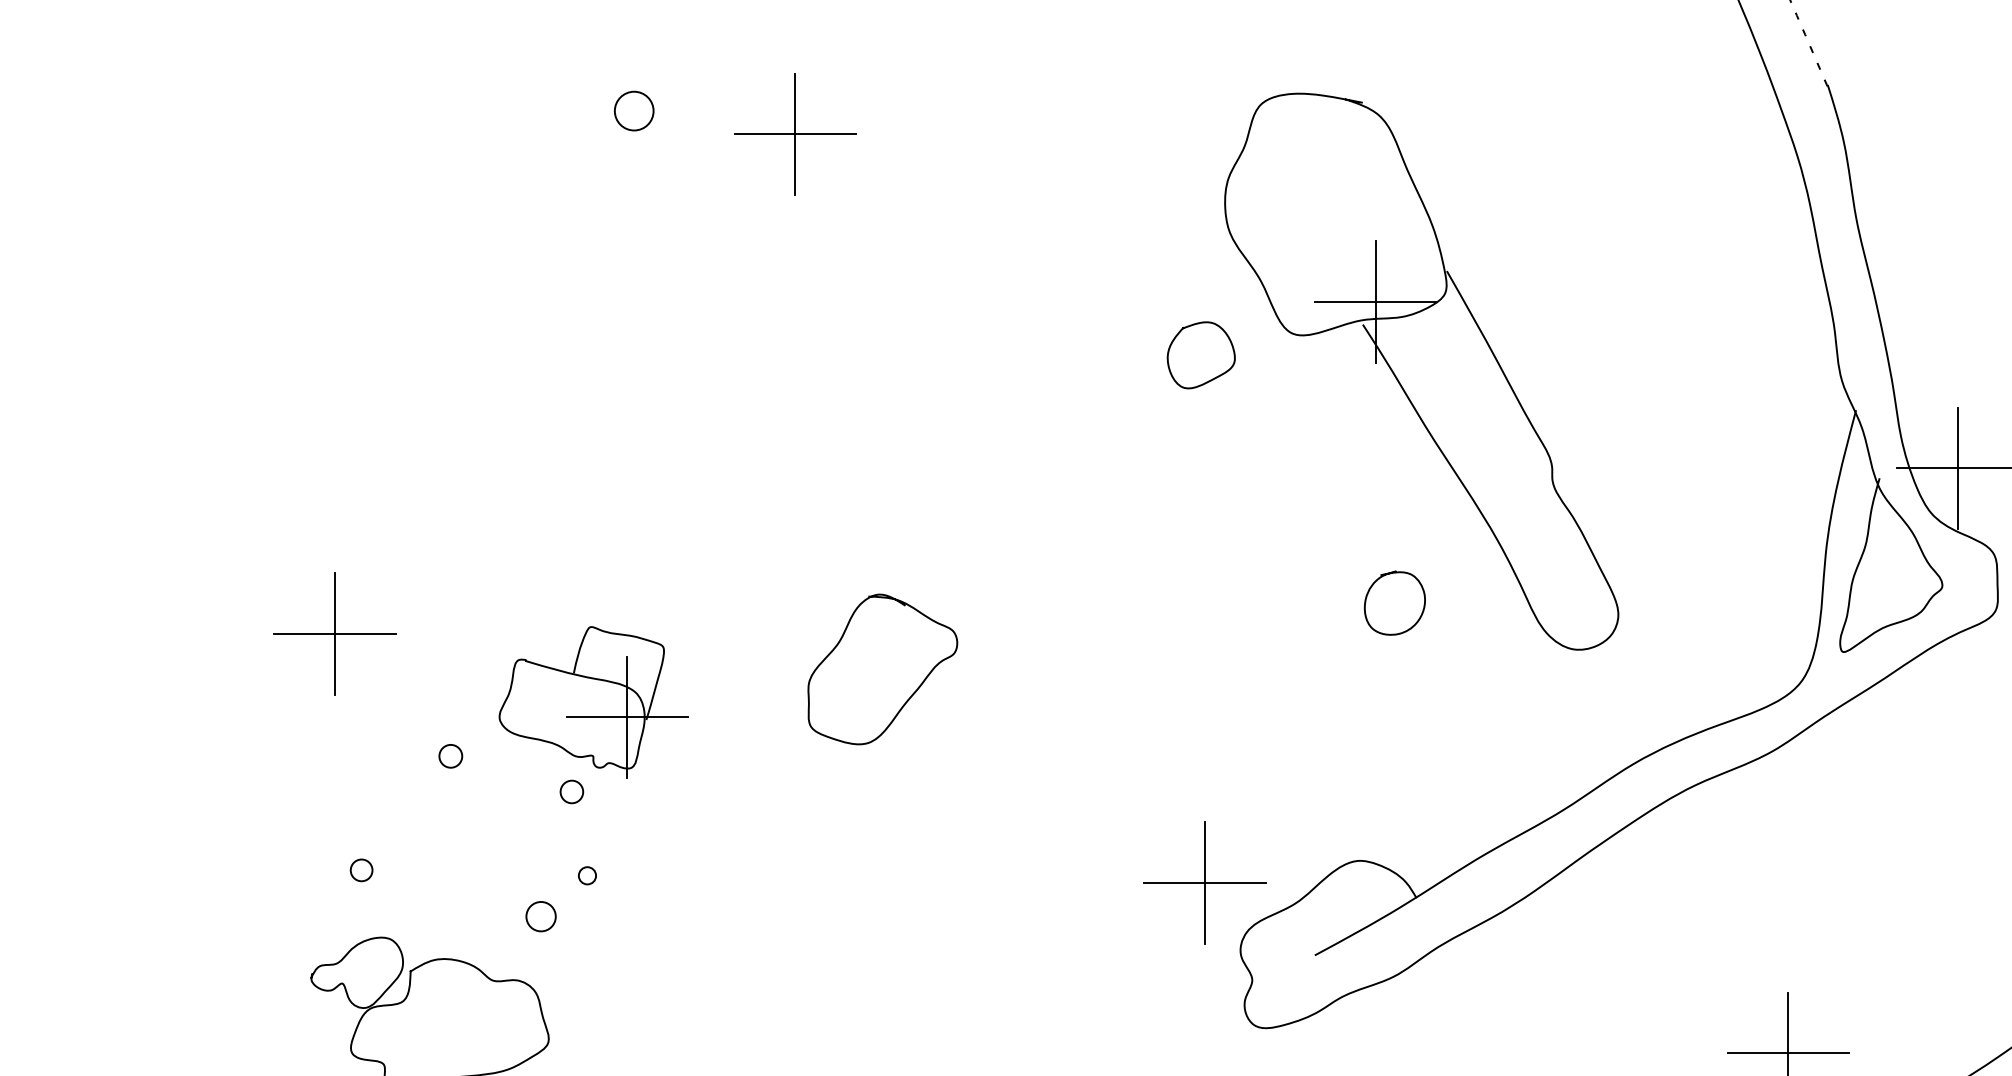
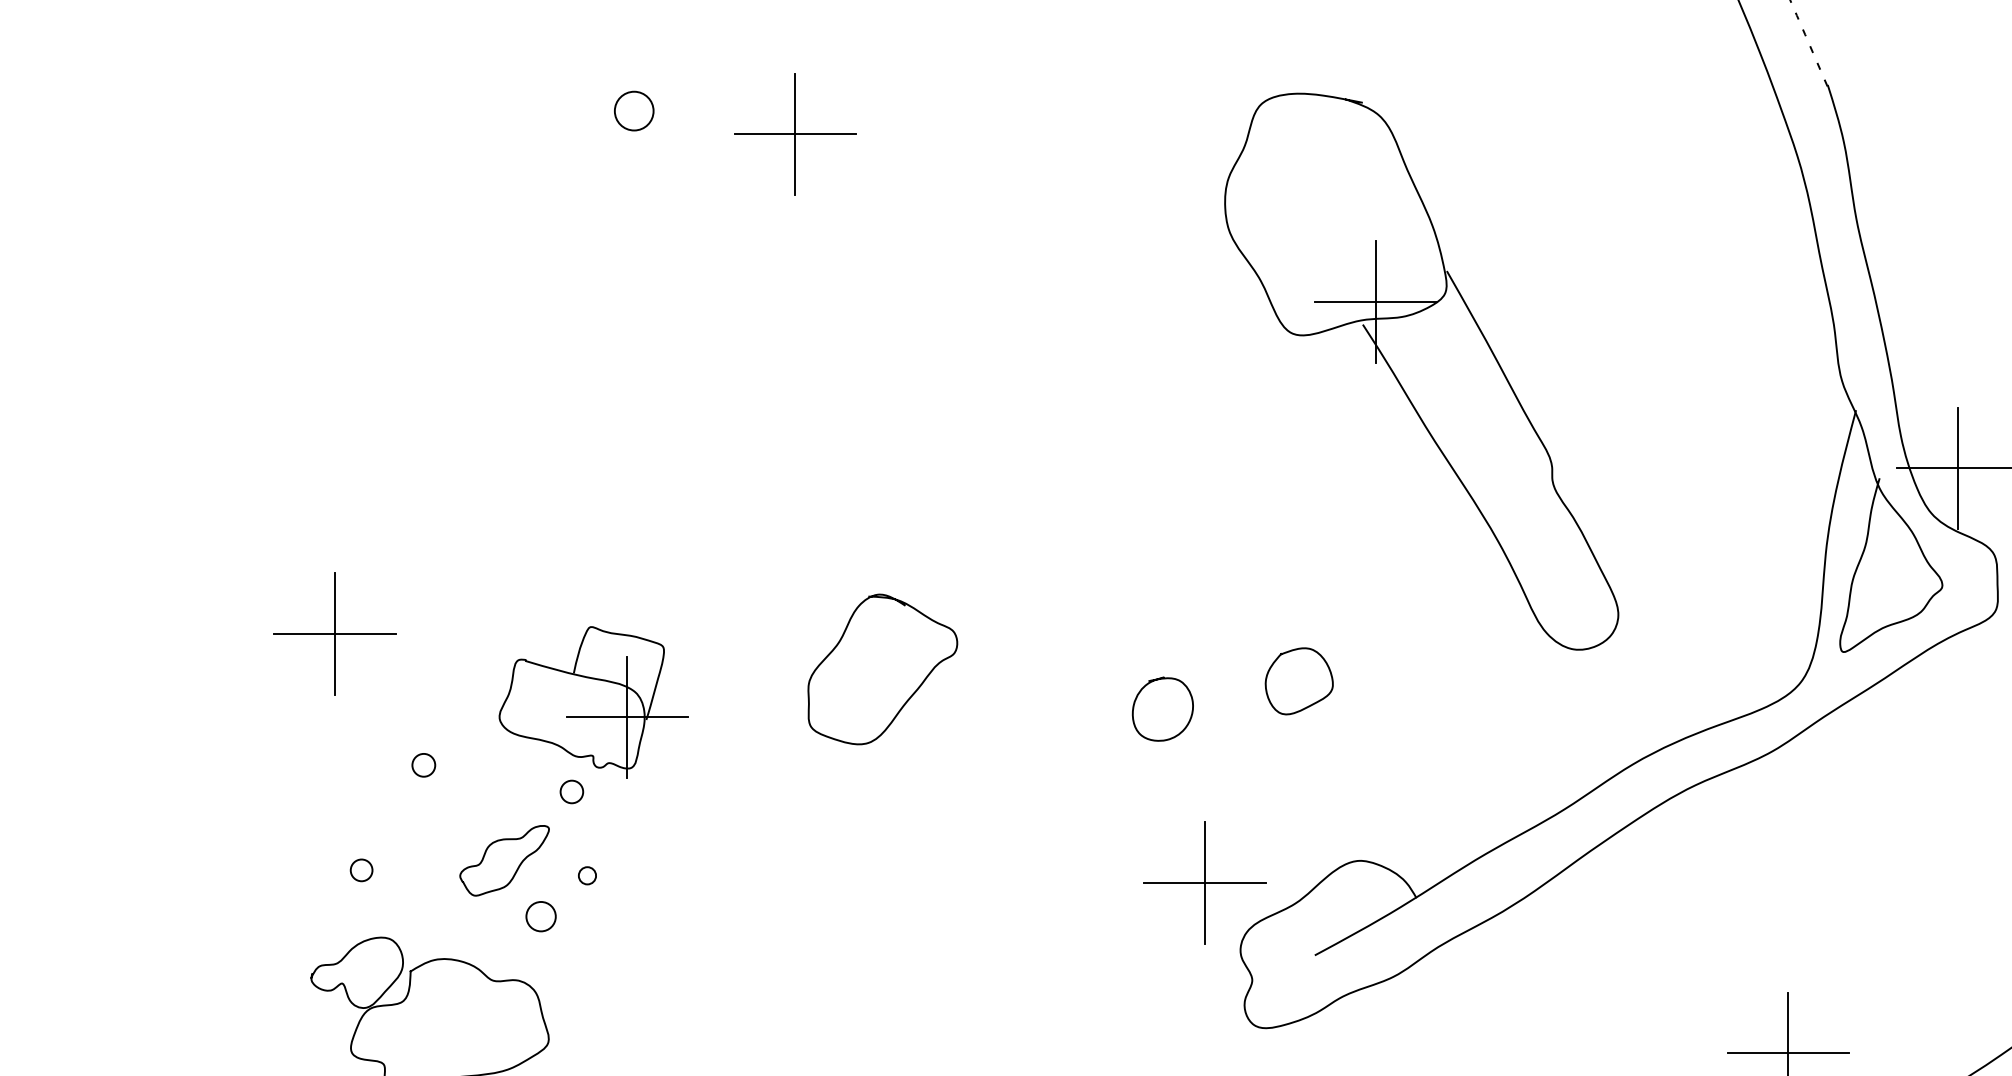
curve position: (1212, 378) -> (1310, 704) (1310, 704)
curve position: (1371, 588) -> (1139, 694) (1139, 694)
circle position: (450, 756) -> (423, 765) (423, 765)
curve: none -> present (517, 867)
